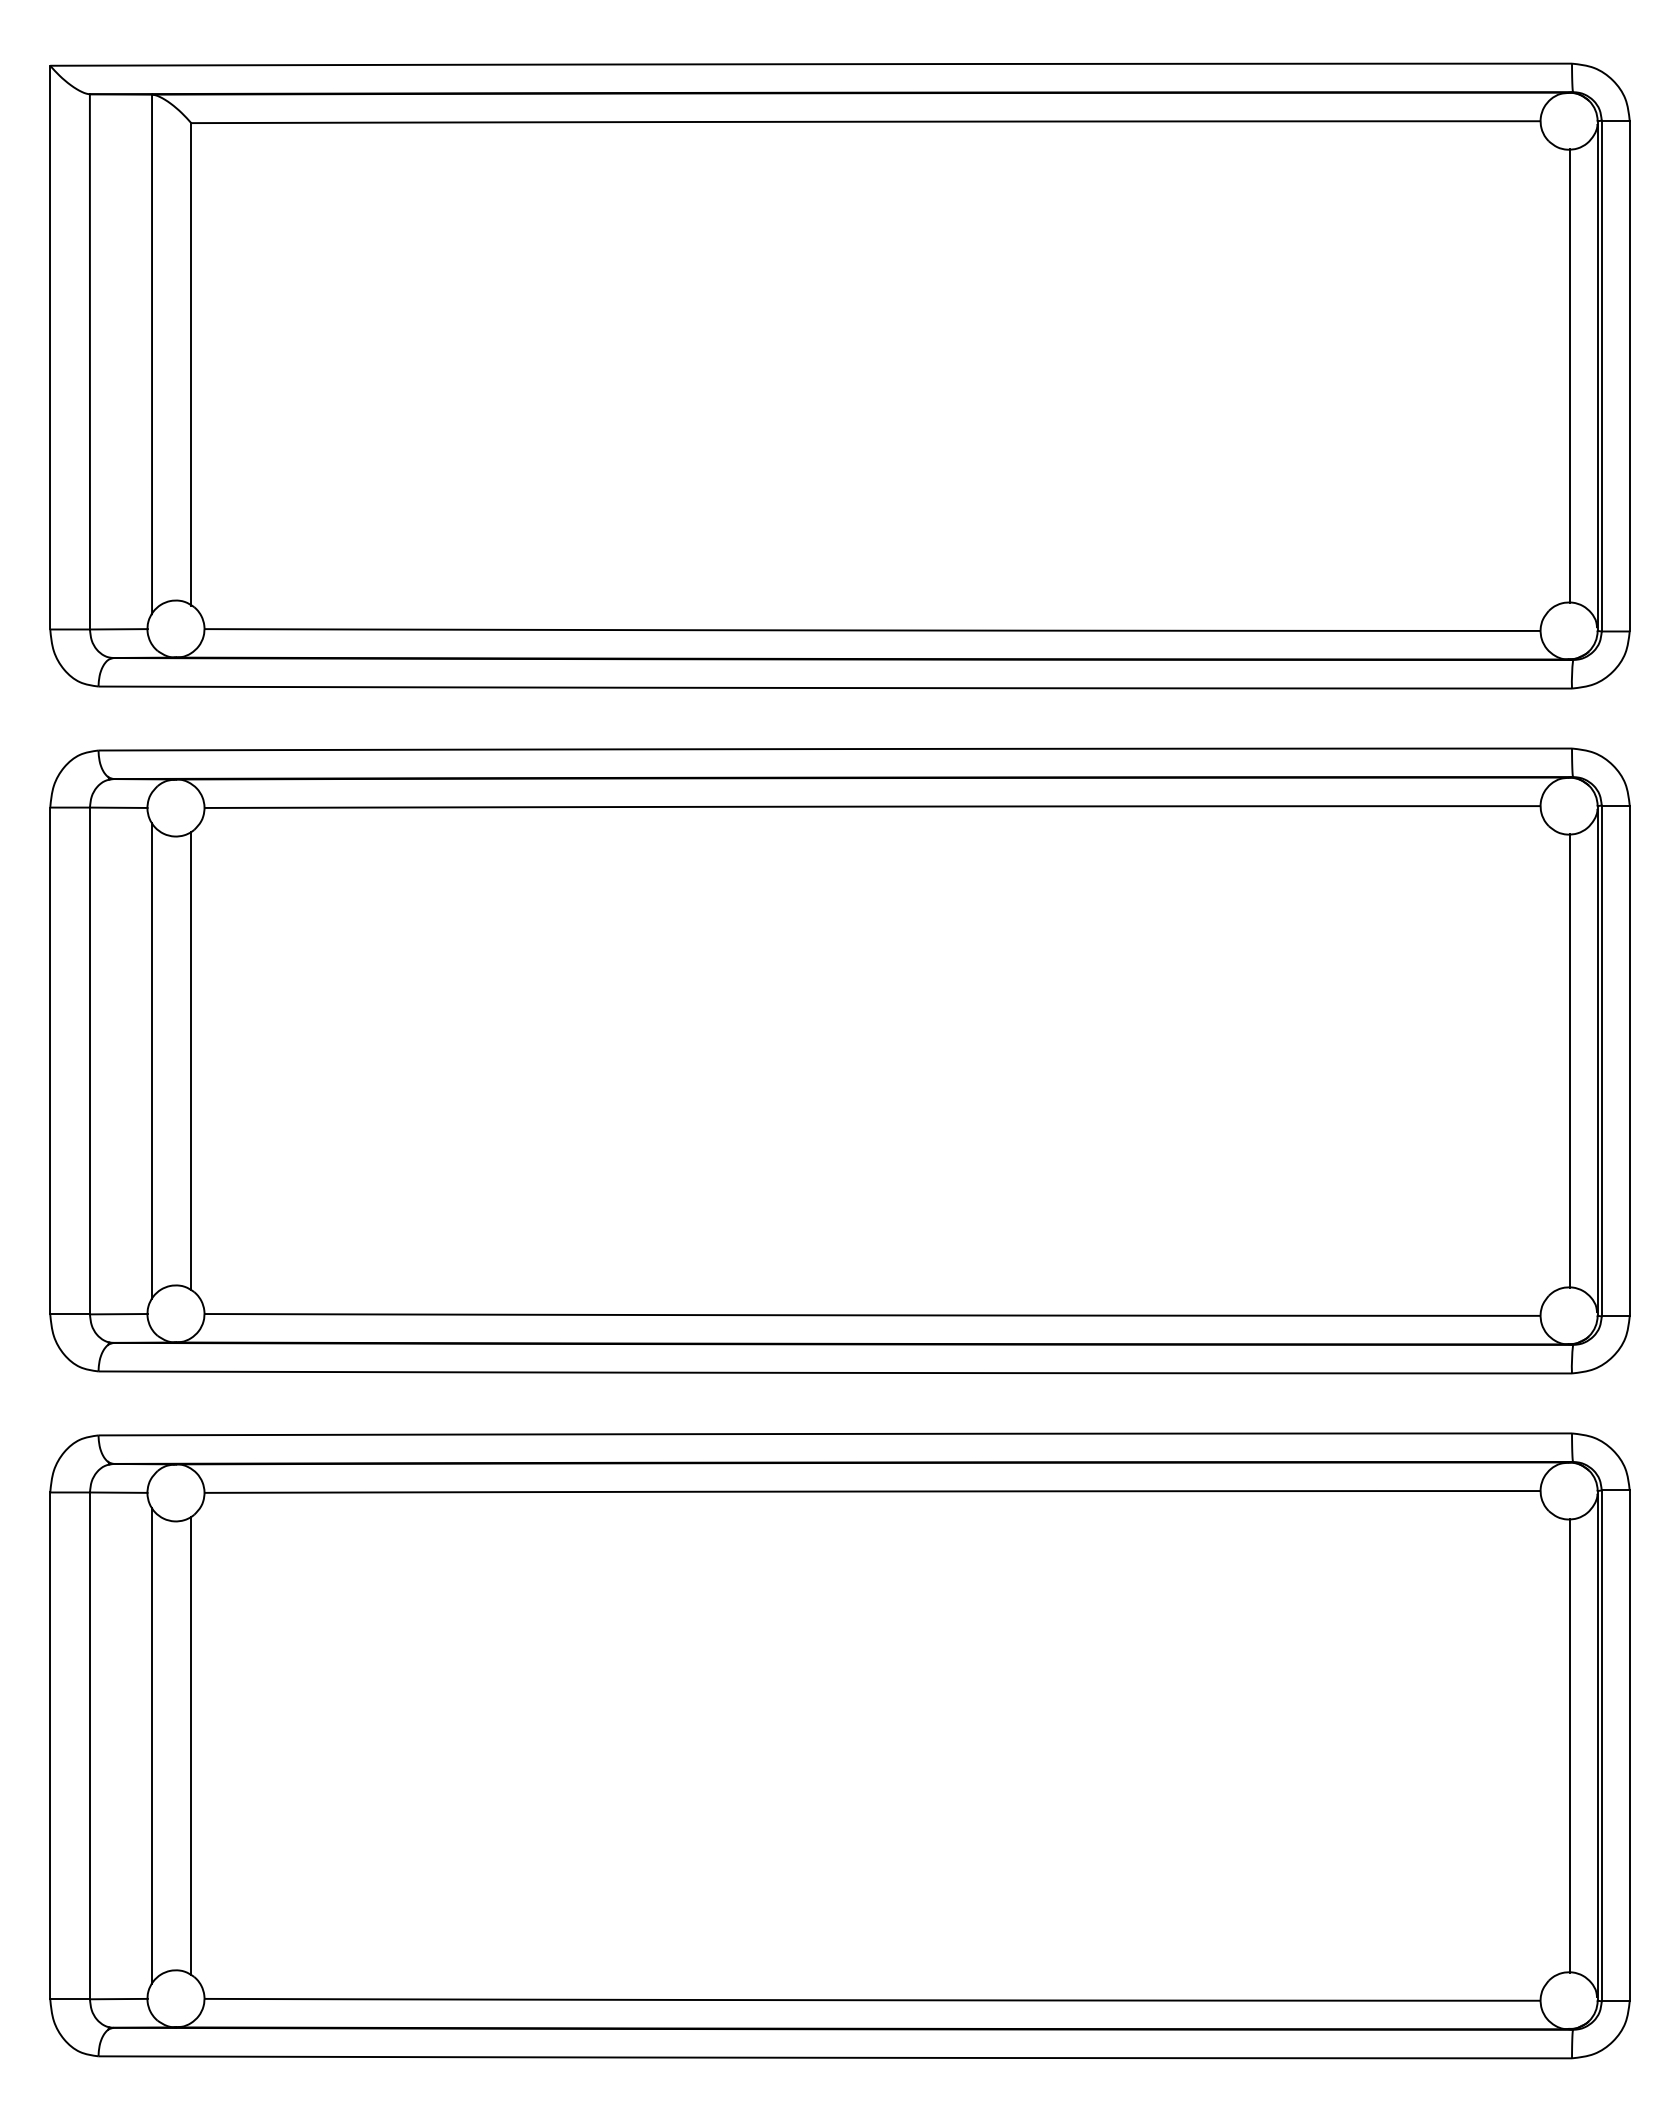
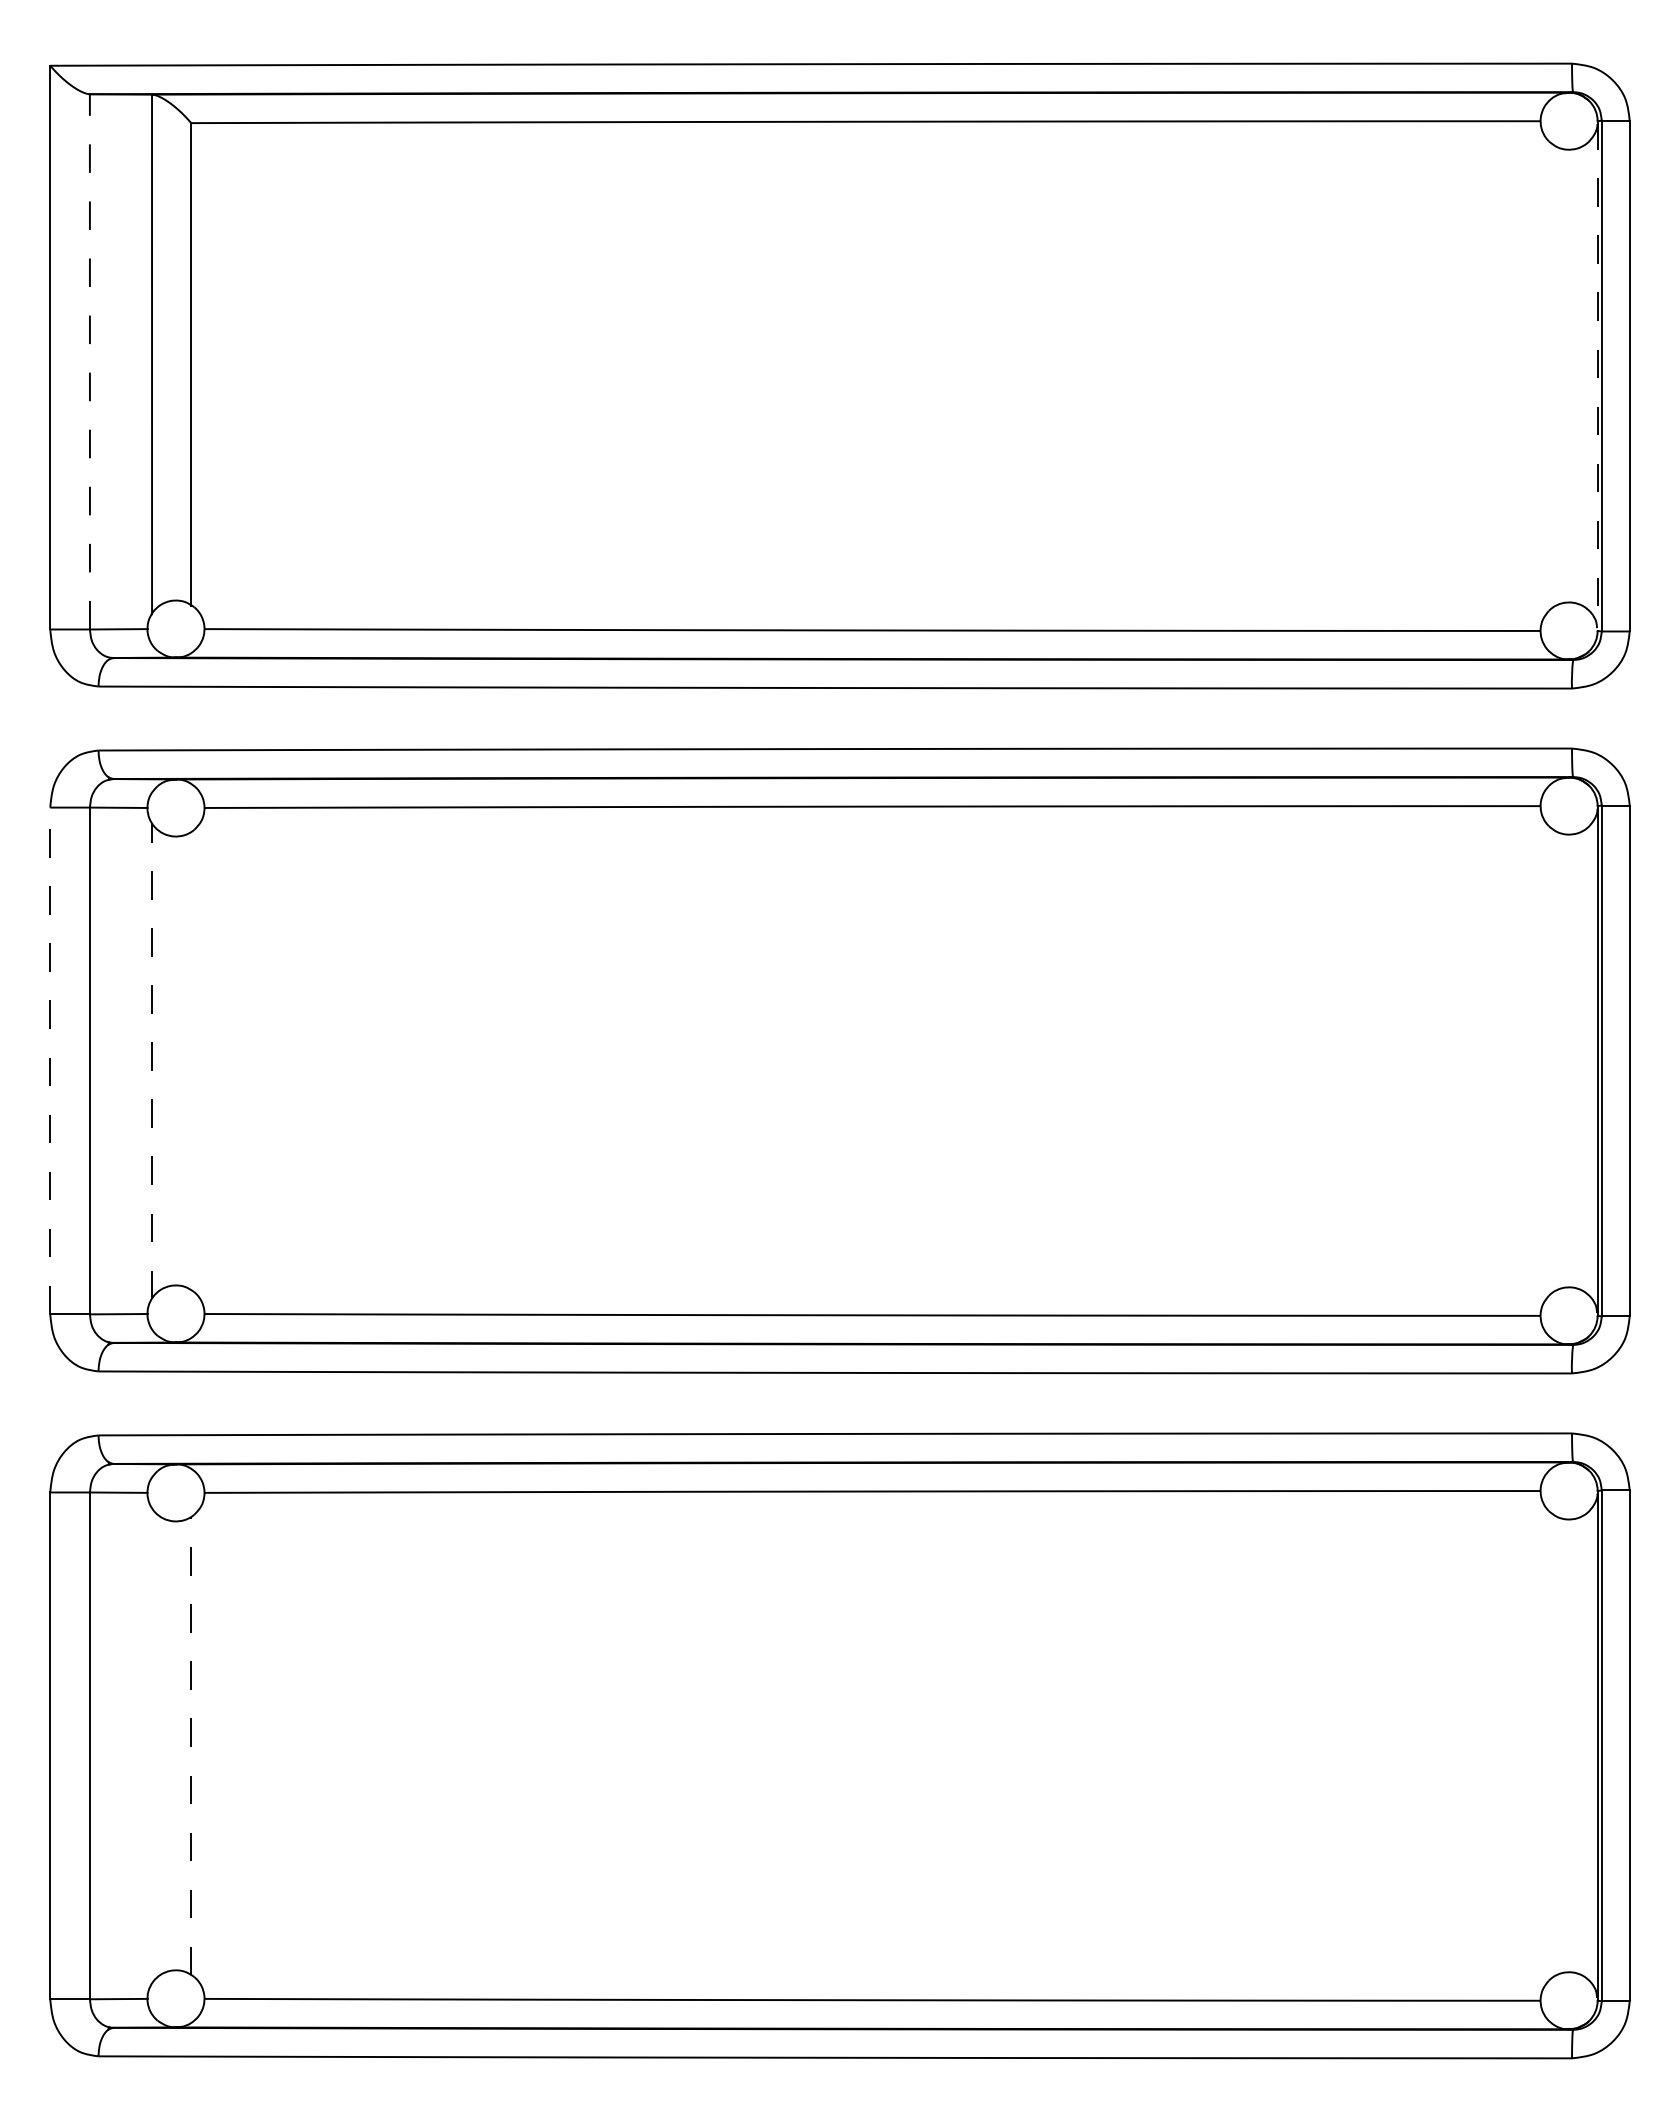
line: solid -> dashed (89, 361)
line: present -> none (1570, 375)
line: solid -> dashed (1597, 376)
line: solid -> dashed (50, 1060)
line: solid -> dashed (152, 1060)
line: present -> none (1570, 1060)
line: present -> none (191, 1061)
line: present -> none (152, 1745)
line: solid -> dashed (191, 1745)
line: present -> none (1570, 1745)
